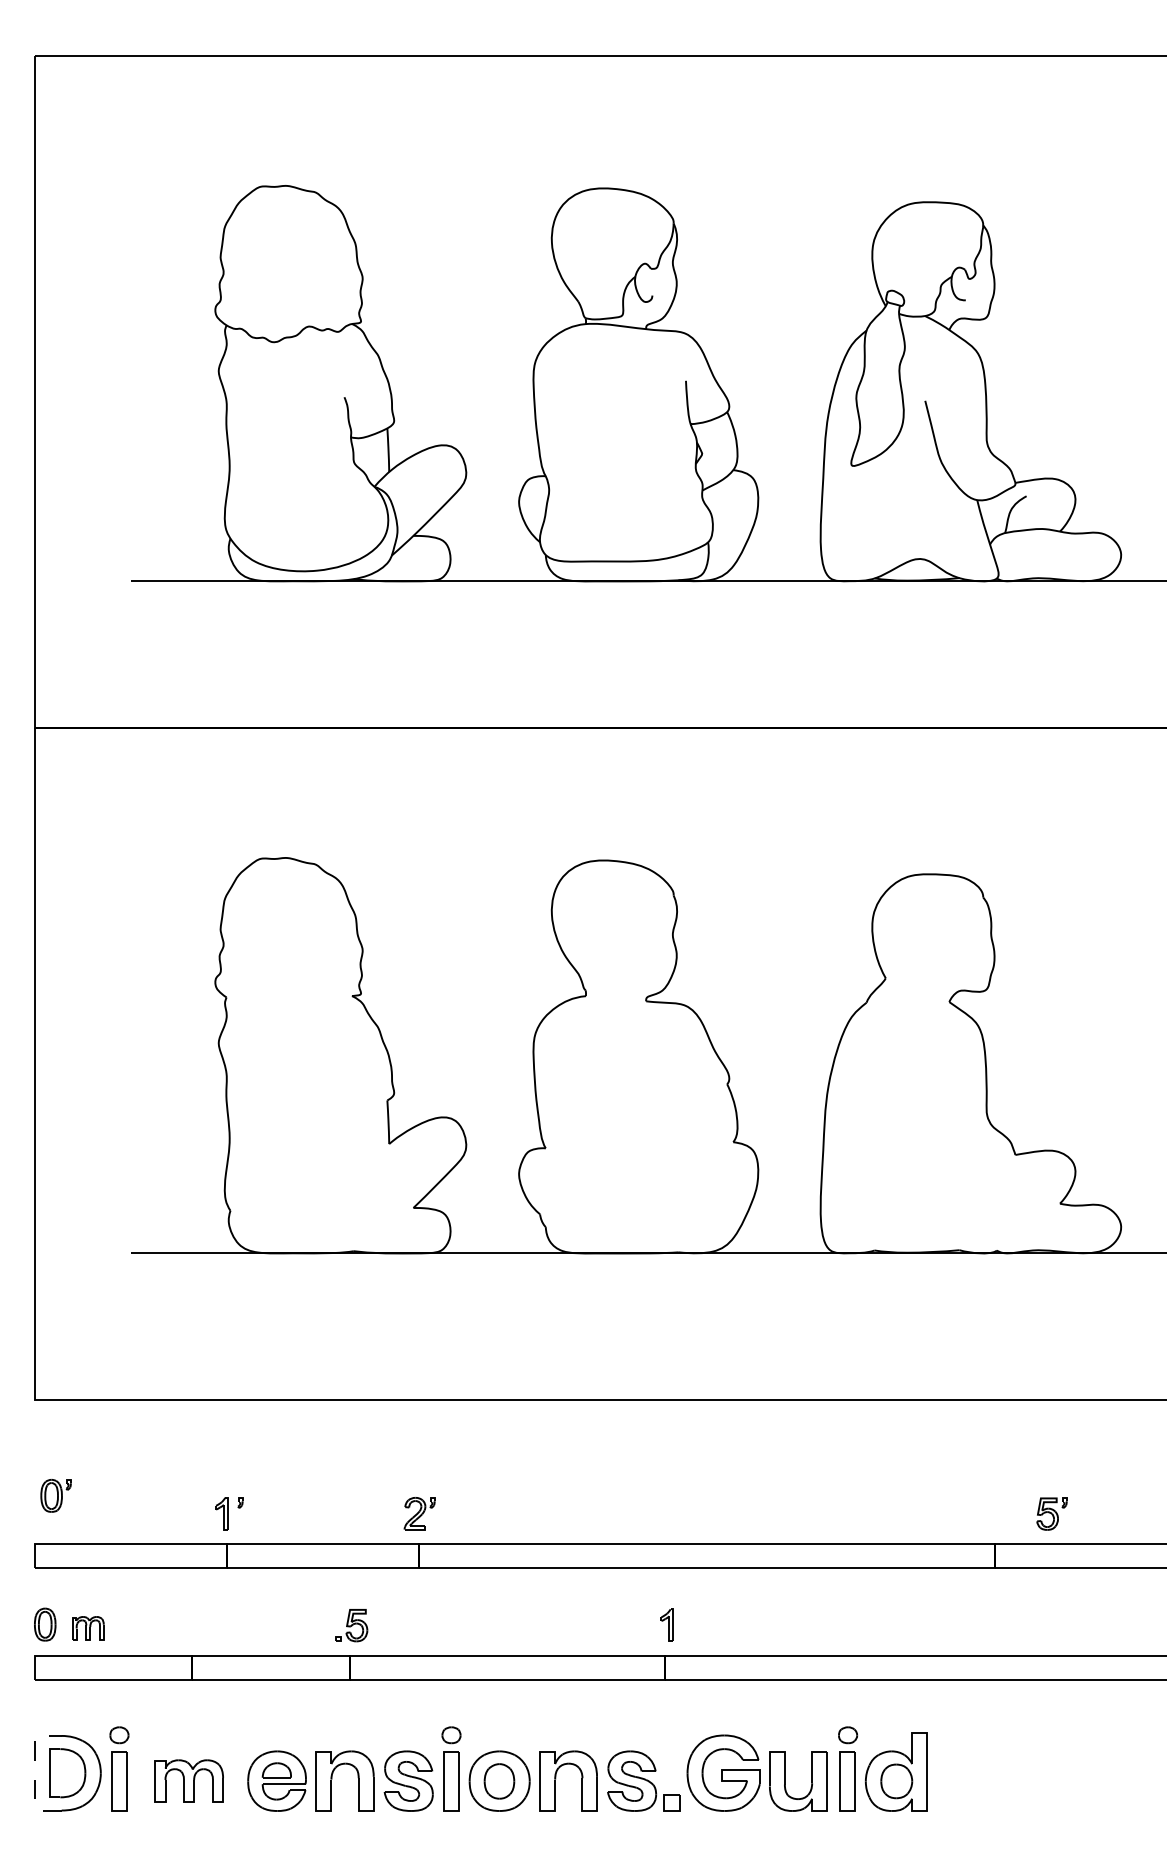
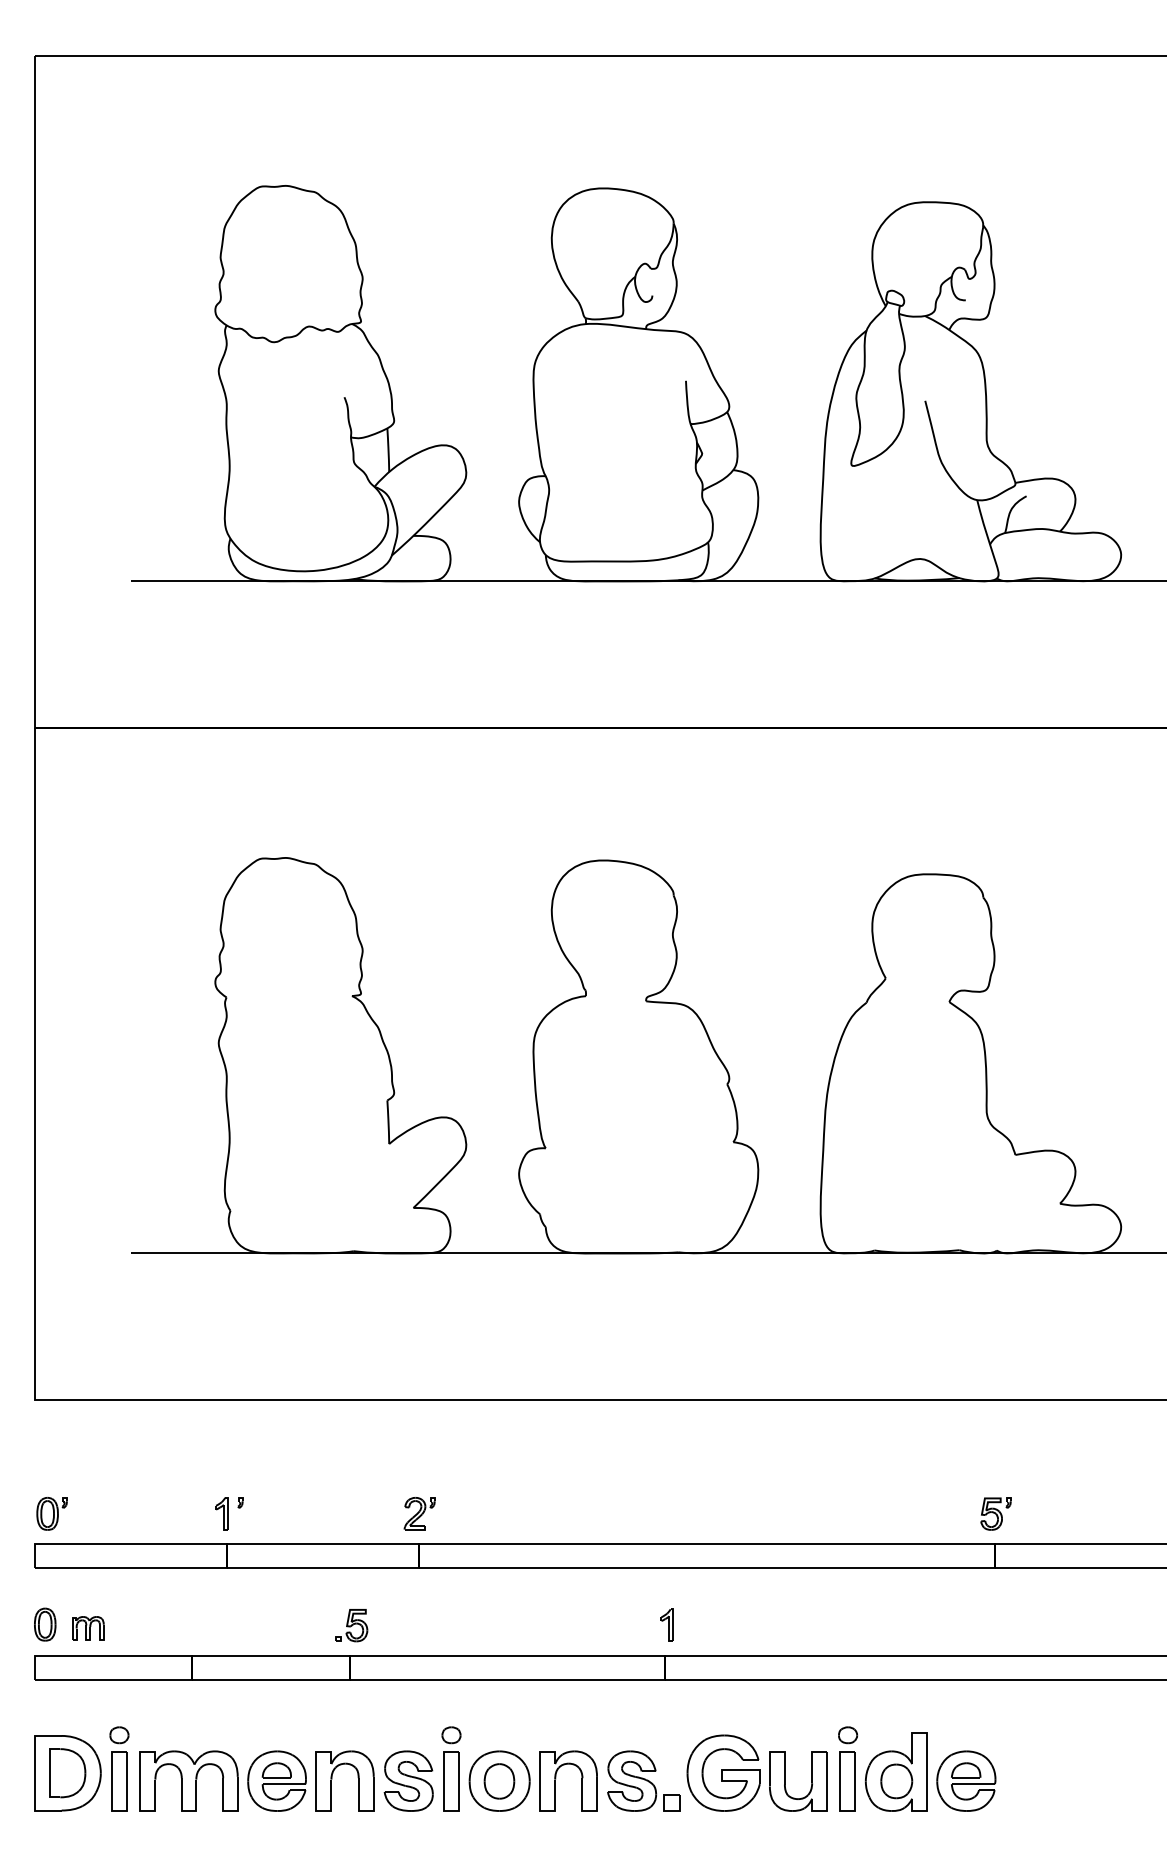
part position: (55, 1495) -> (51, 1513) (51, 1513)
part position: (1051, 1513) -> (995, 1513) (995, 1513)
line: dashed -> solid (34, 1772)
part size: 70x44 px -> 100x62 px (188, 1780)
part: none -> present (966, 1780)
